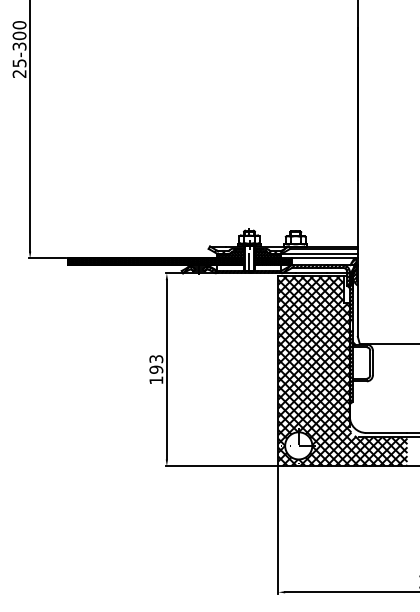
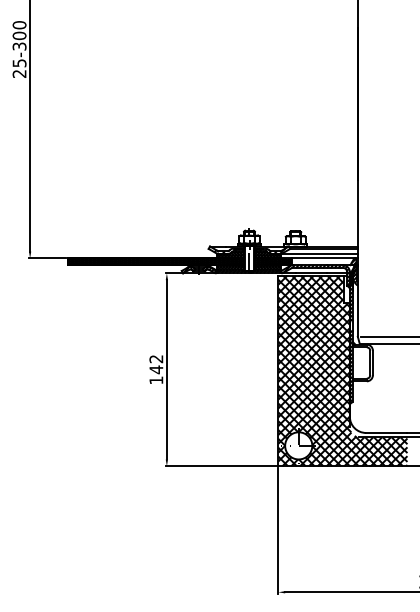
hatch: none -> present (230, 267)
hatch: none -> present (267, 267)
line: none -> present (388, 336)
text: 193 -> 142 (156, 364)
